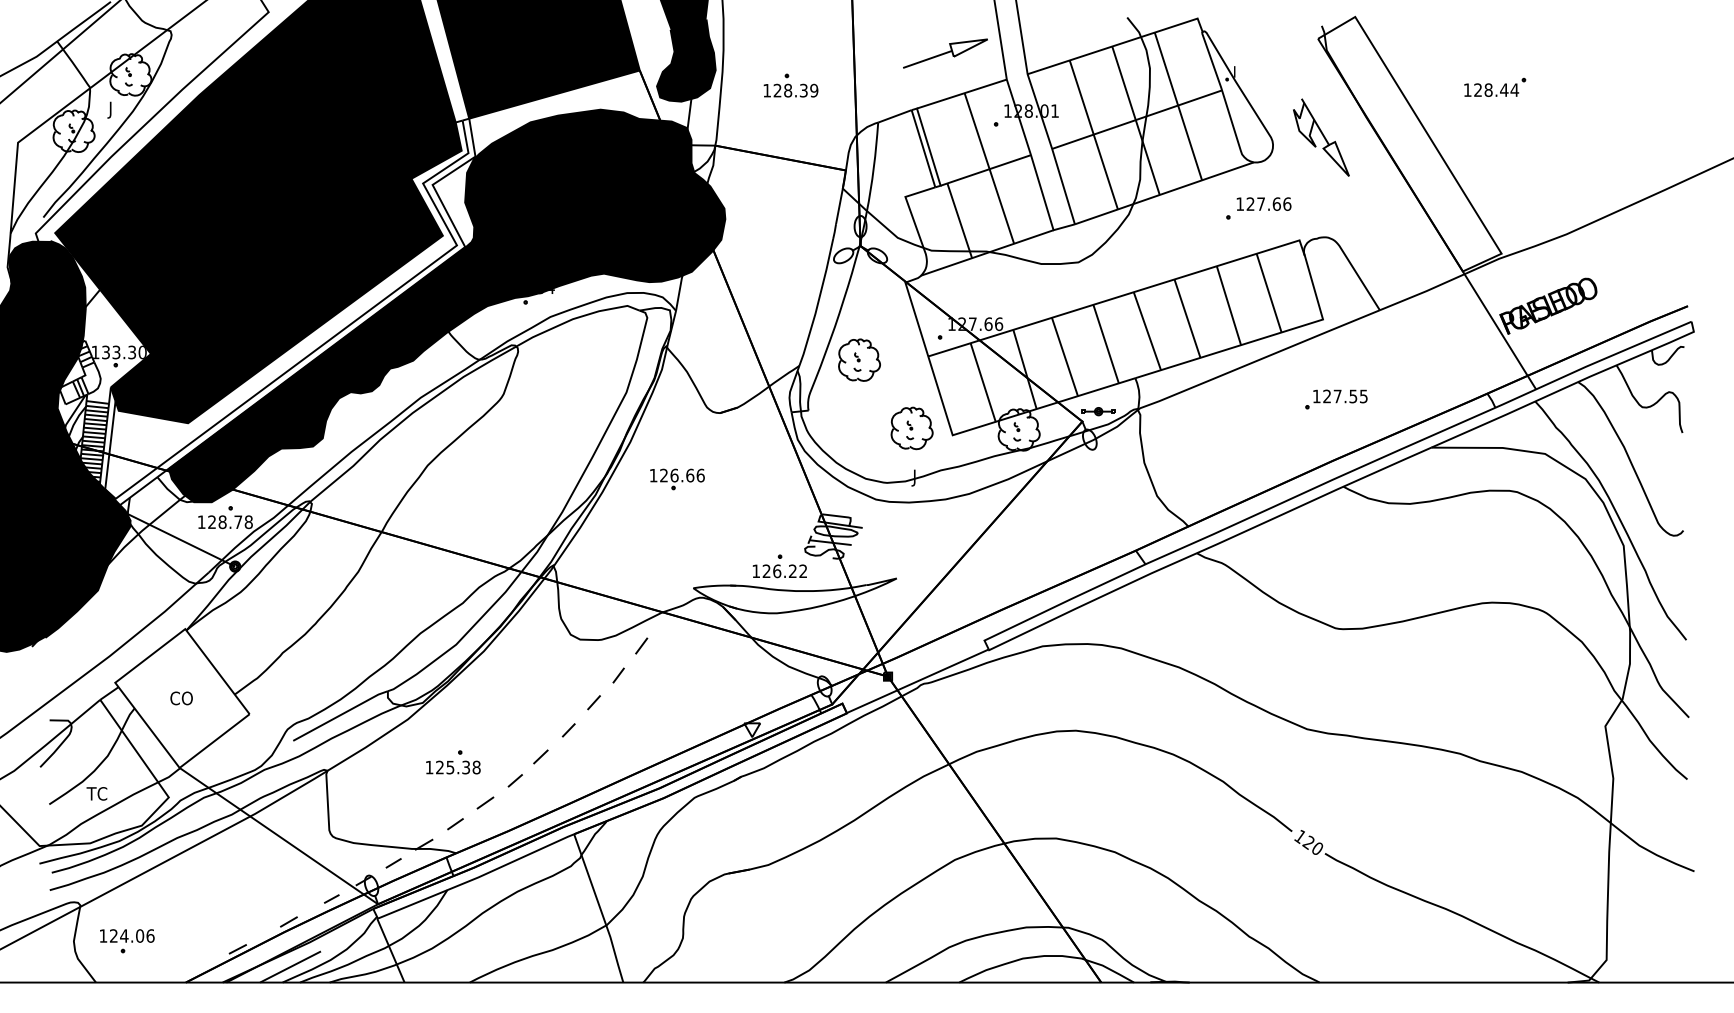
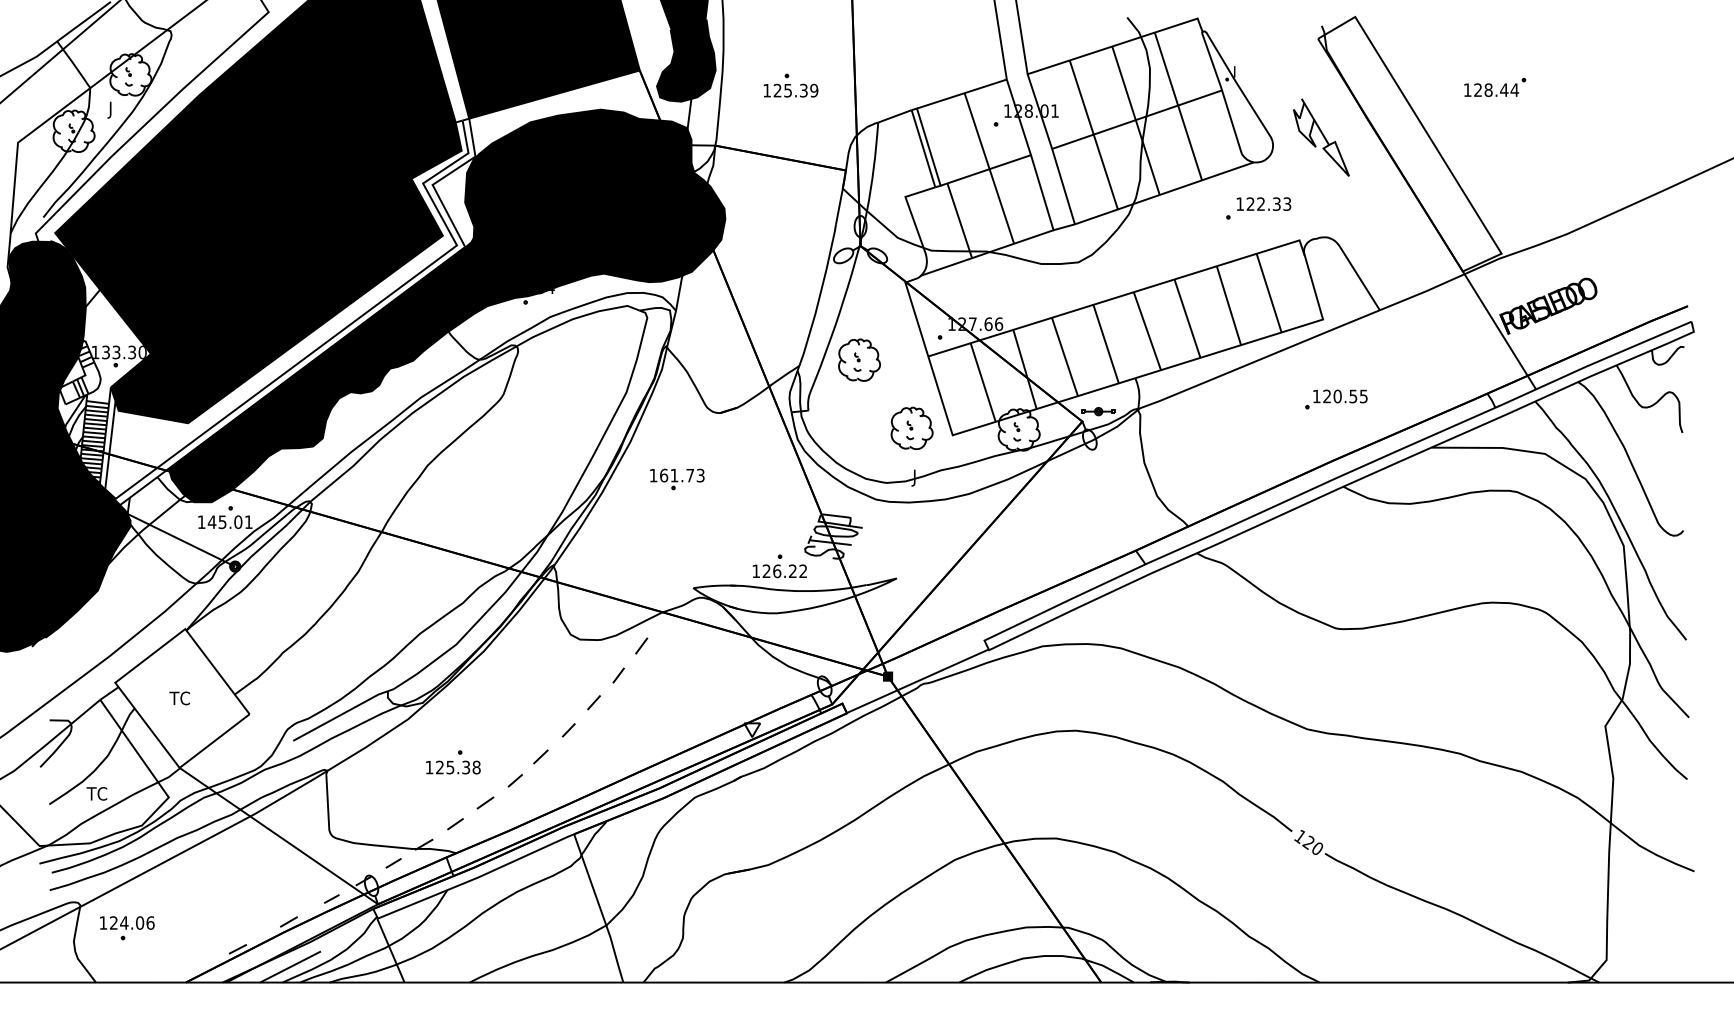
part: present -> none (945, 53)
text: 128.39 -> 125.39 (788, 90)
text: 127.66 -> 122.33 (1274, 203)
text: 127.55 -> 120.55 (1337, 396)
text: 126.66 -> 161.73 (682, 475)
text: 128.78 -> 145.01 (229, 522)
text: CO -> TC (180, 698)
part position: (127, 941) -> (127, 928) (127, 928)
